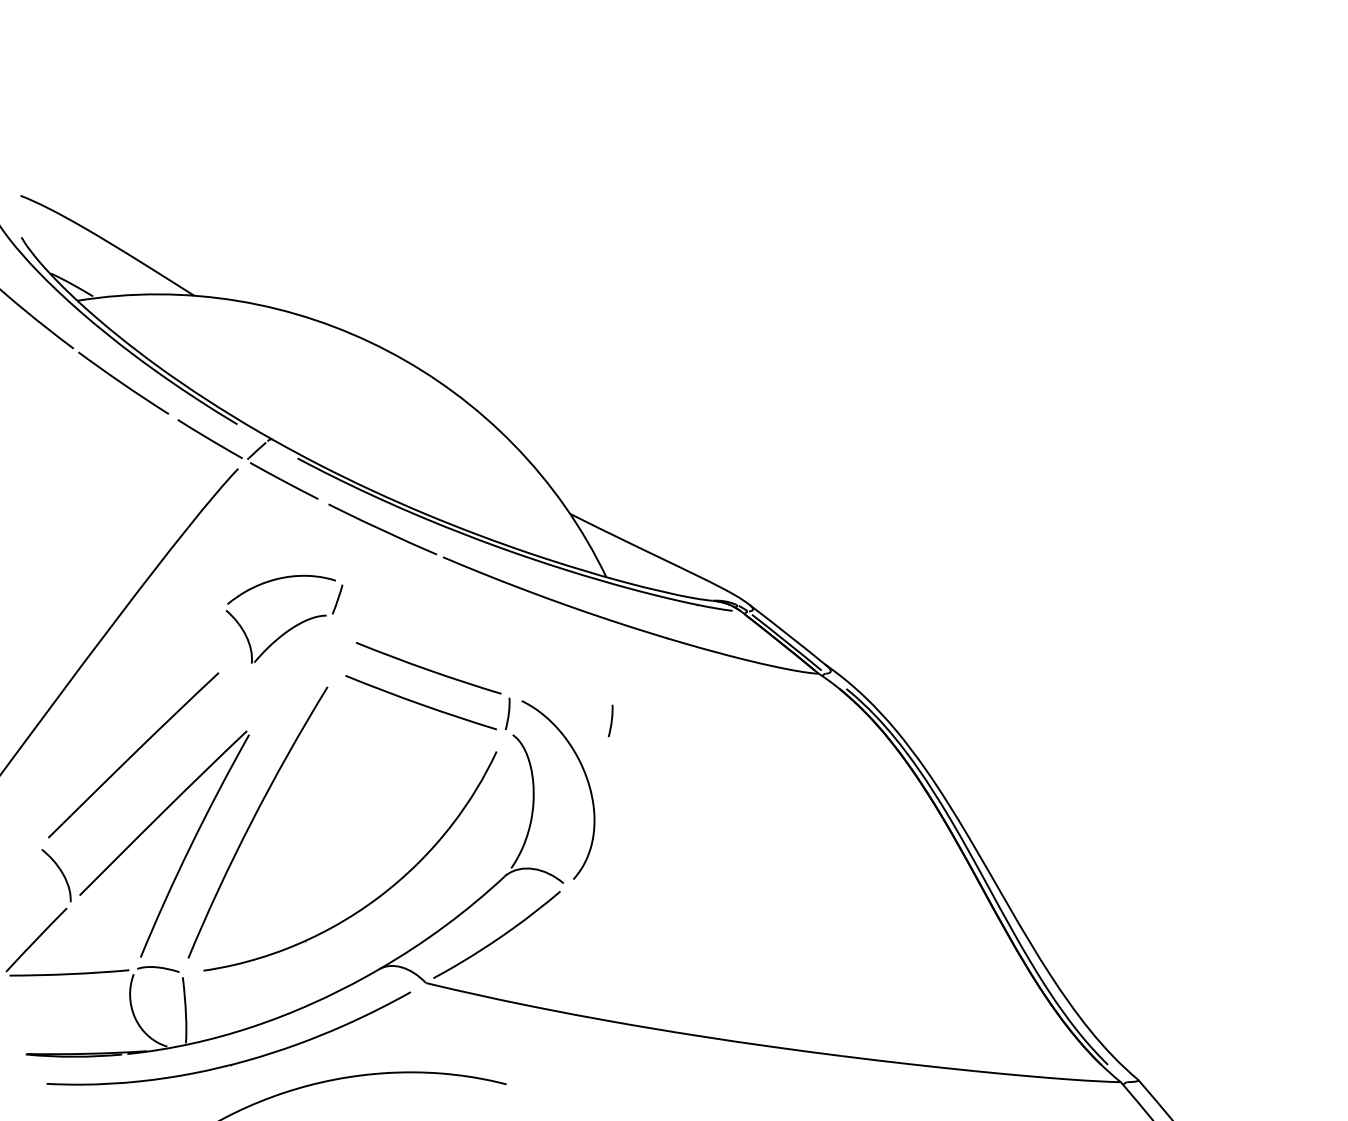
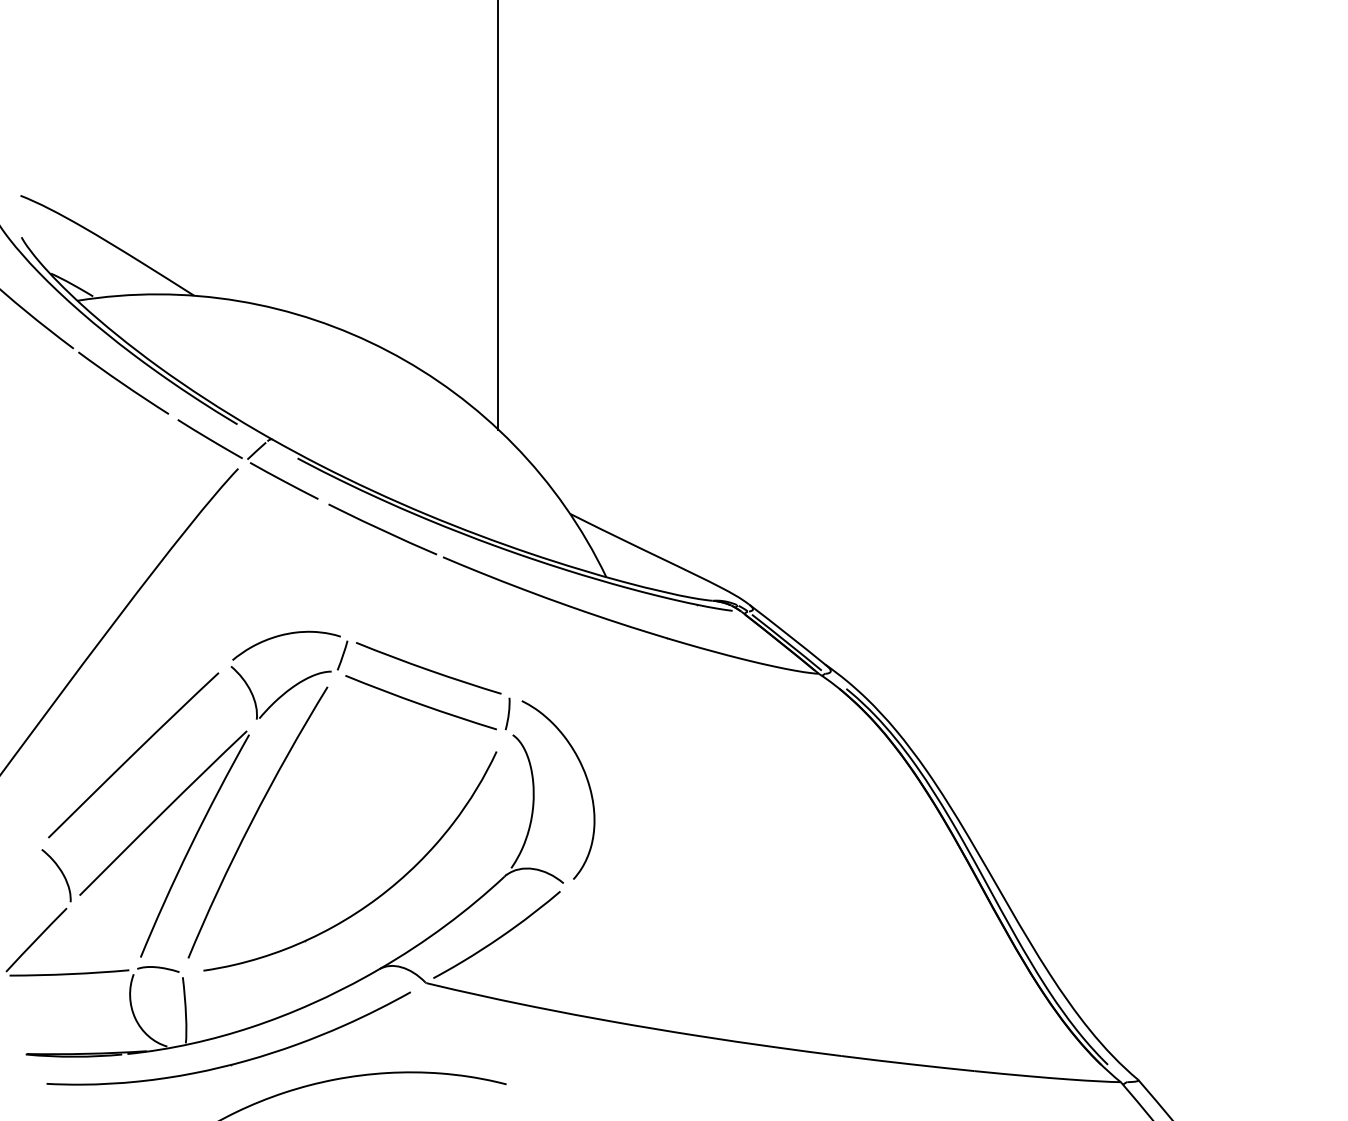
line: none -> present (498, 215)
part position: (289, 628) -> (294, 684) (294, 684)
curve: present -> none (611, 720)
